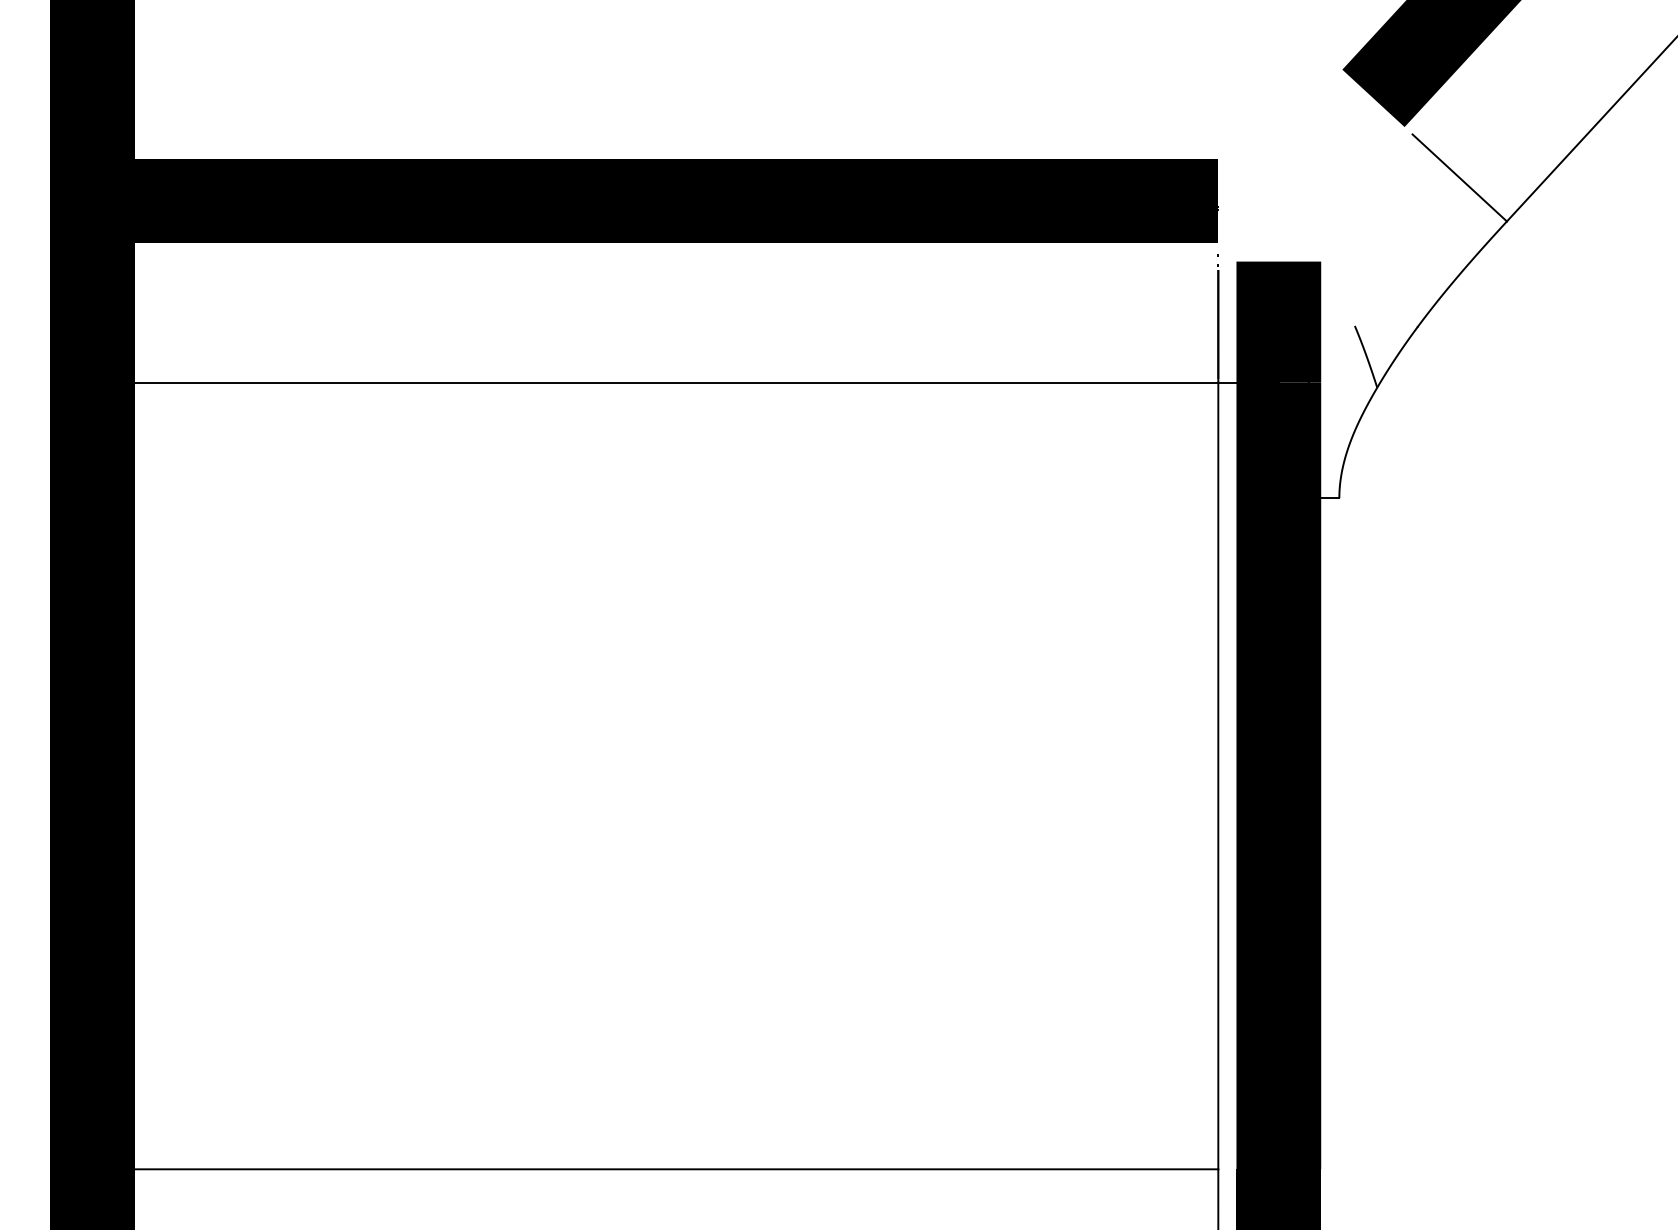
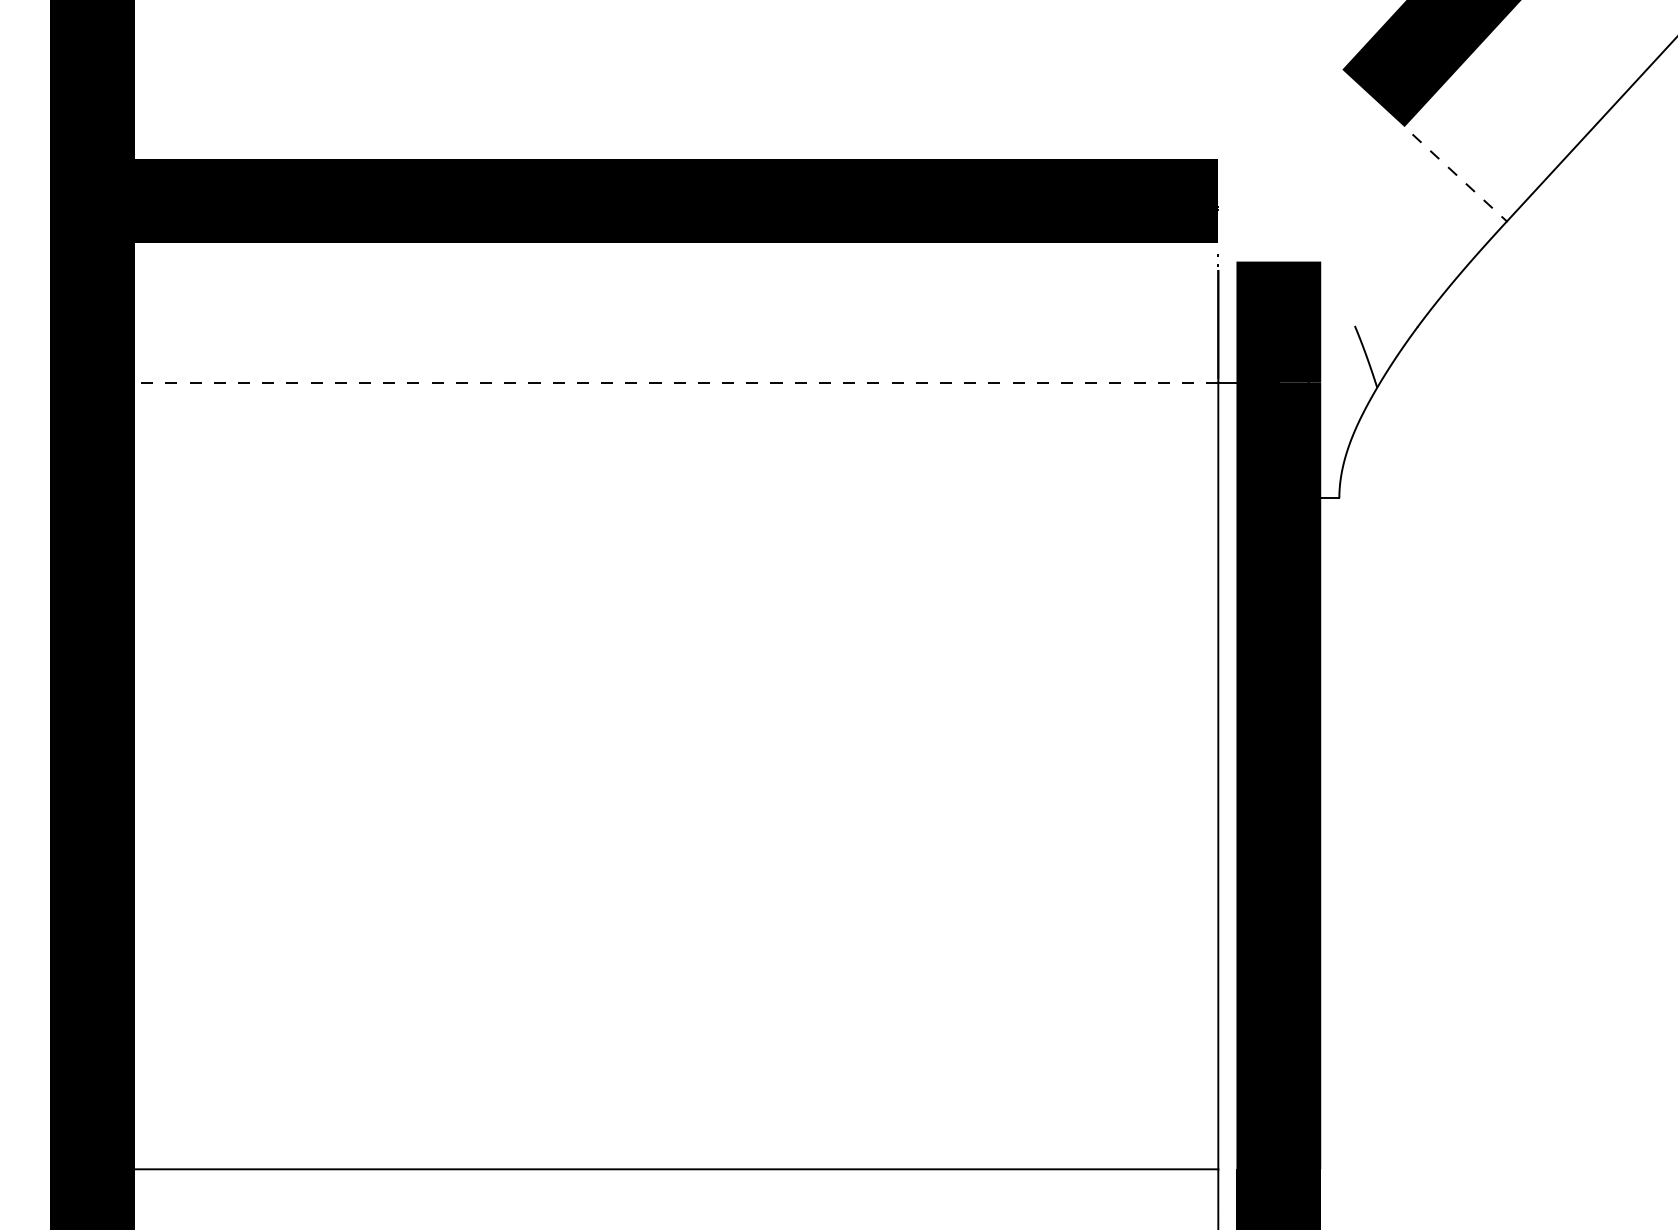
line: solid -> dashed (1460, 178)
line: solid -> dashed (655, 382)
